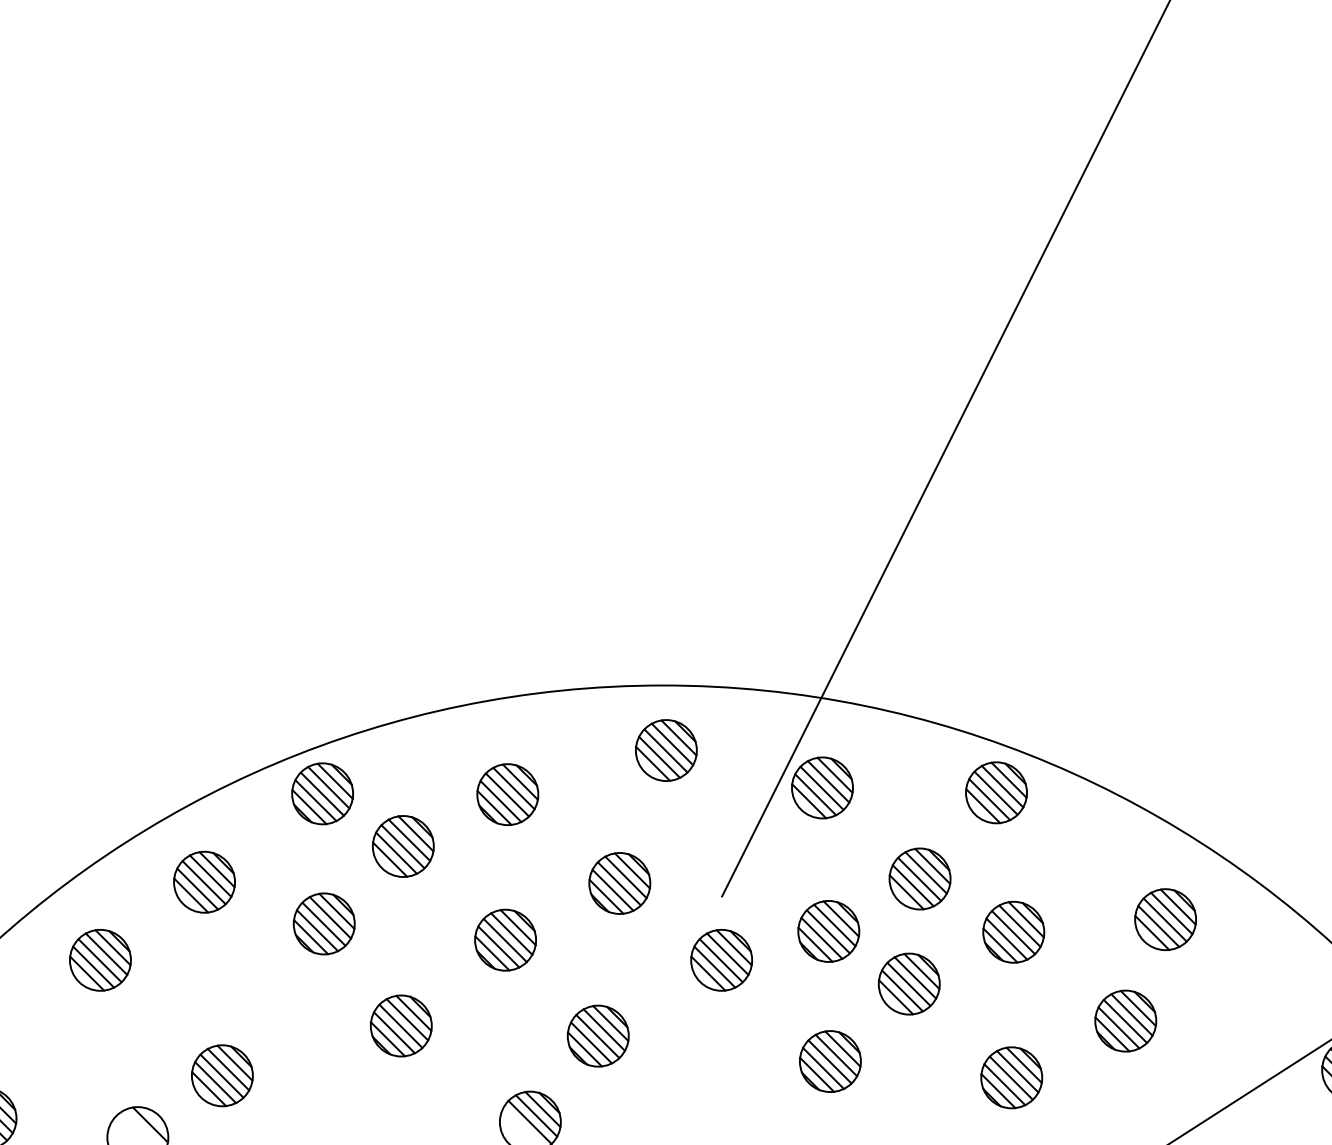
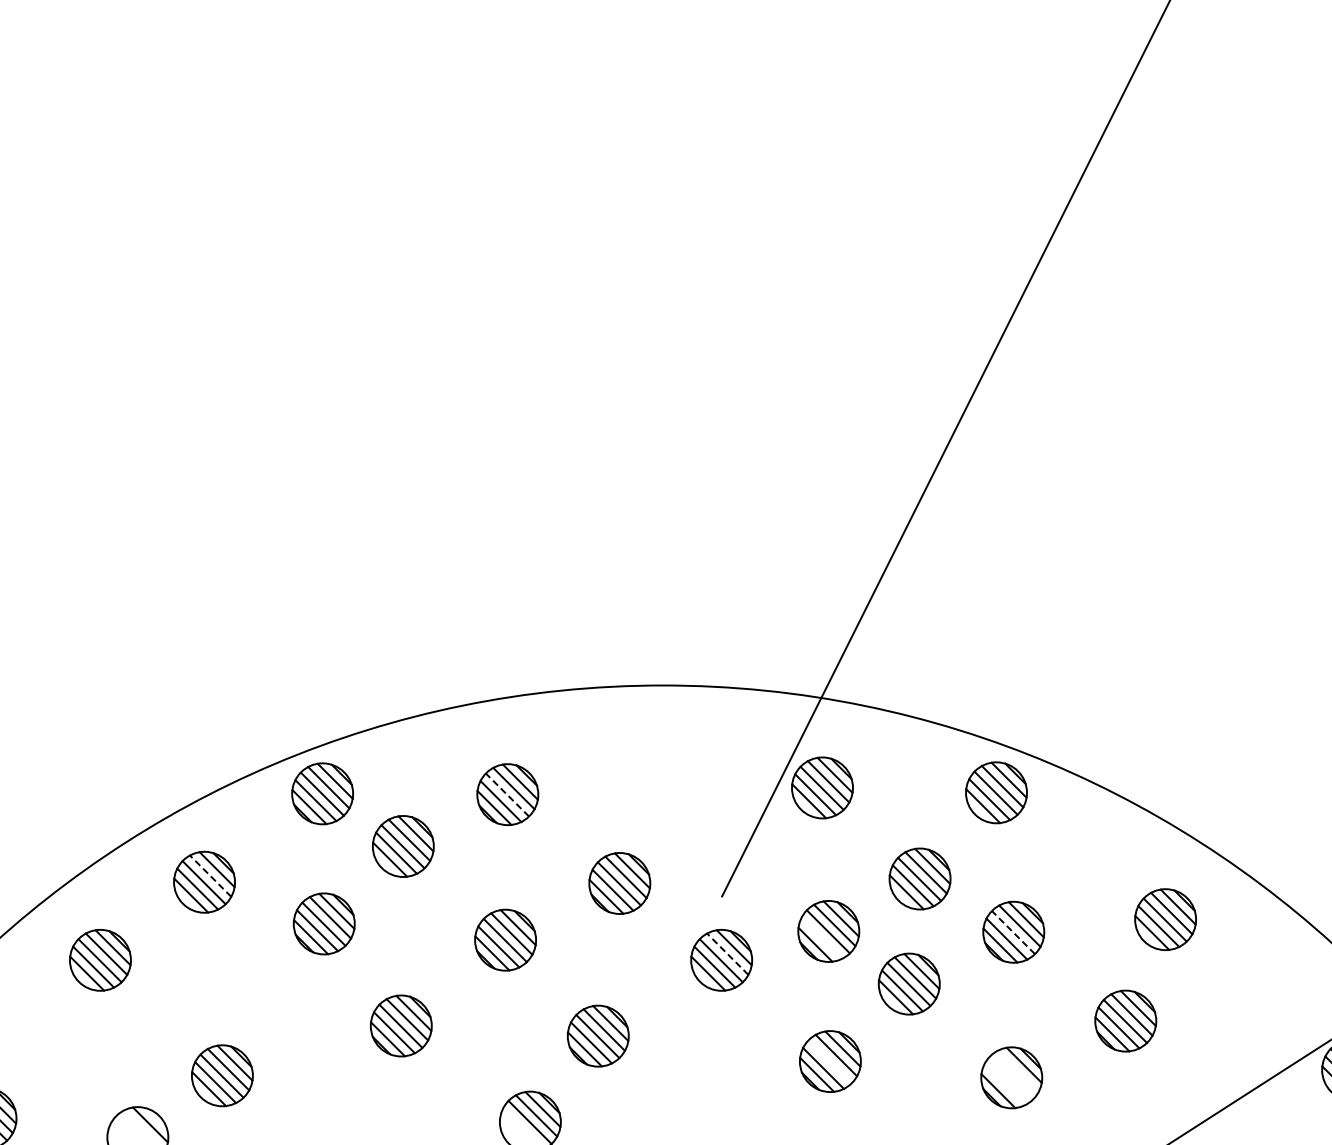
part: present -> none (666, 750)
line: solid -> dashed (507, 795)
line: solid -> dashed (210, 875)
line: solid -> dashed (1013, 932)
line: present -> none (821, 937)
line: solid -> dashed (727, 953)
line: present -> none (829, 1061)
line: present -> none (1017, 1071)
line: present -> none (1010, 1077)
line: present -> none (1004, 1084)
